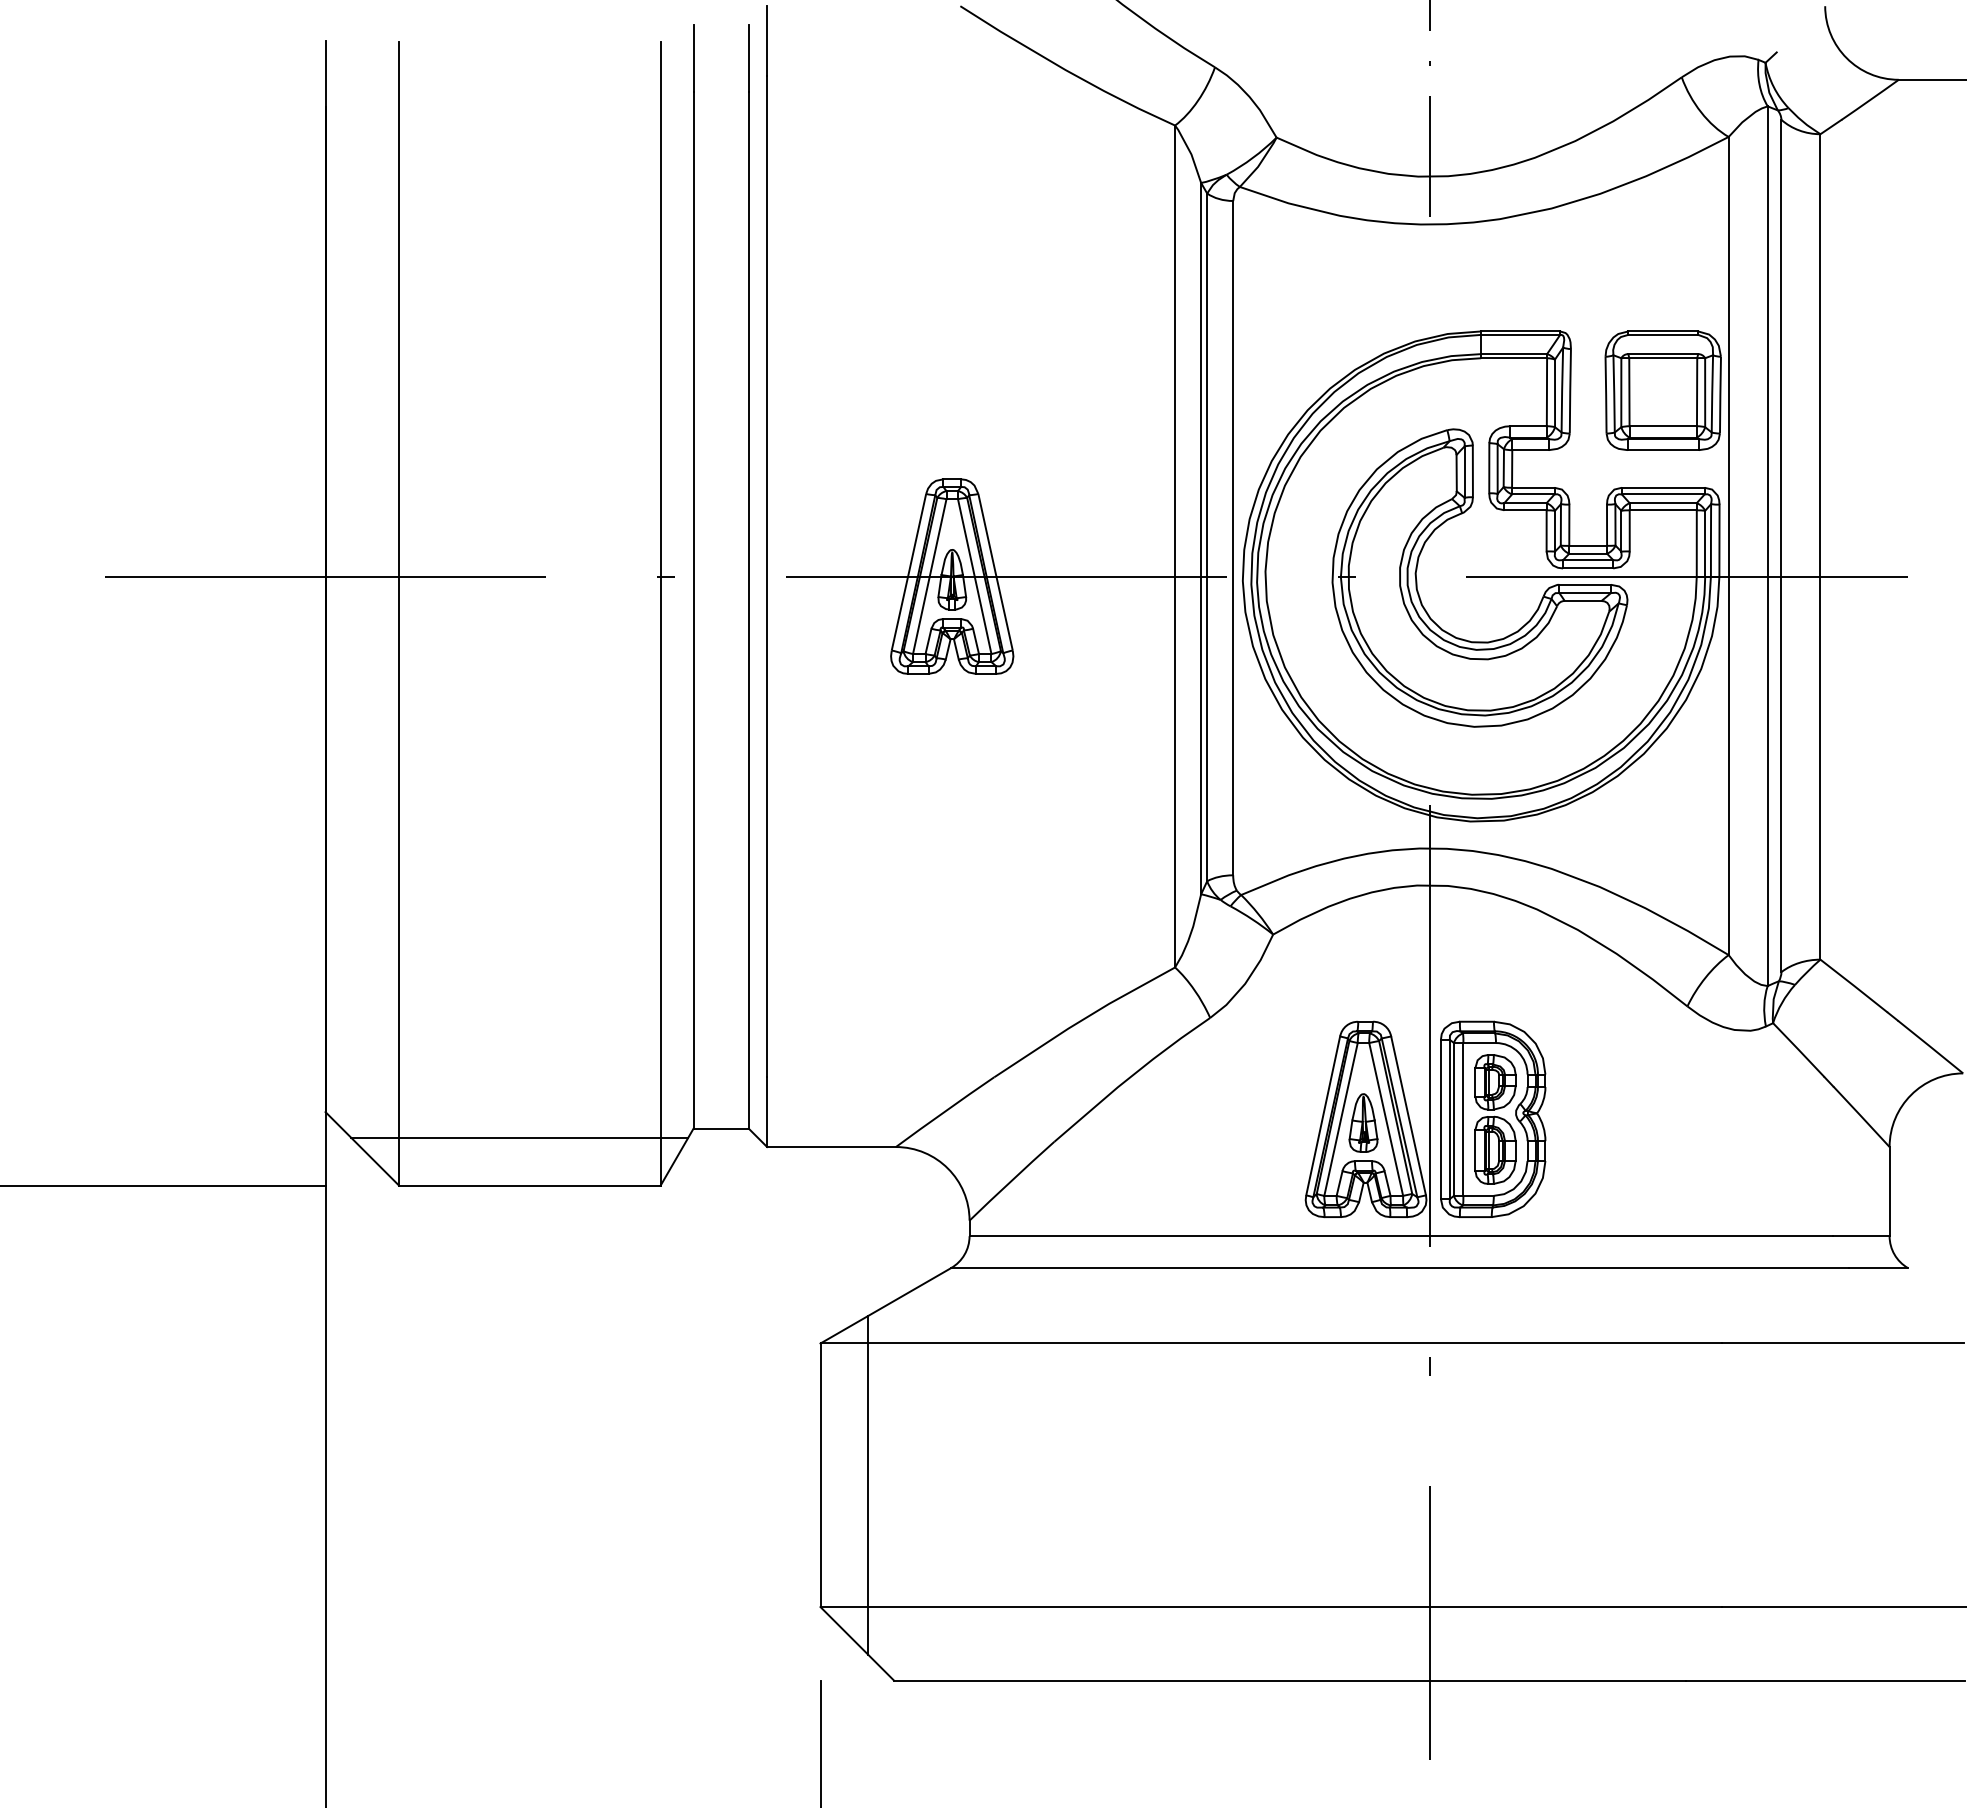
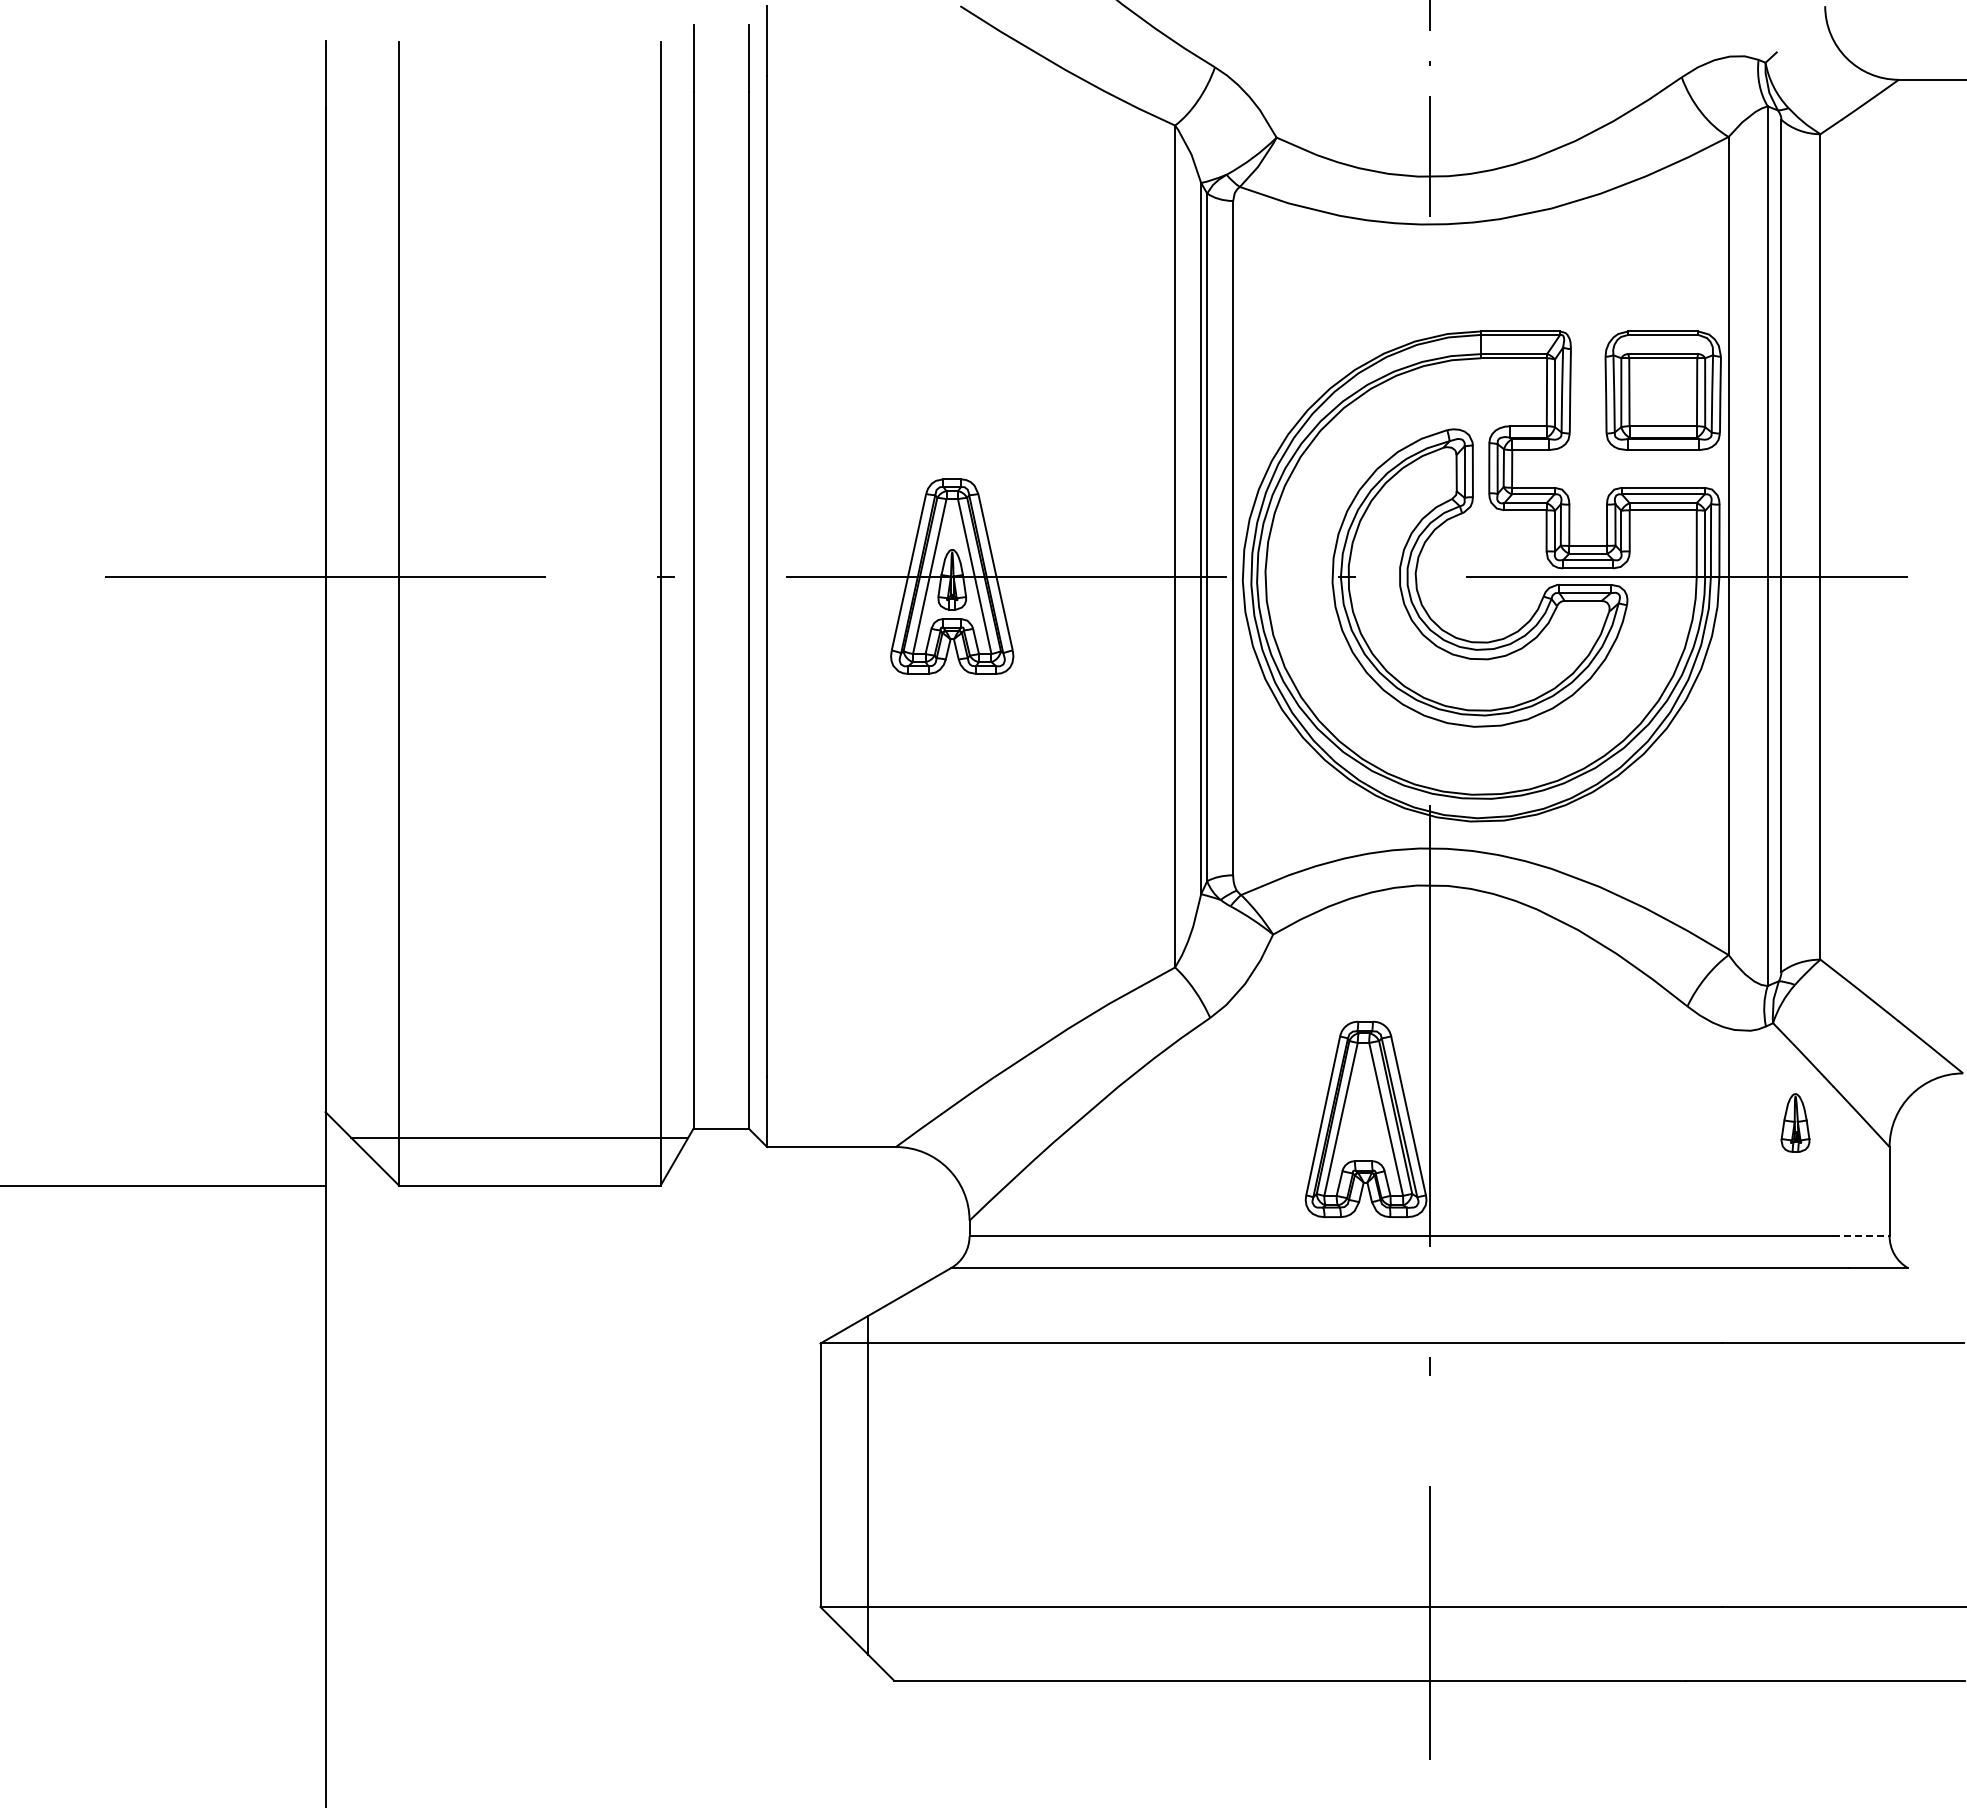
part: present -> none (1493, 1119)
part position: (1363, 1122) -> (1795, 1122) (1795, 1122)
line: solid -> dashed (1861, 1236)
line: present -> none (820, 1742)
